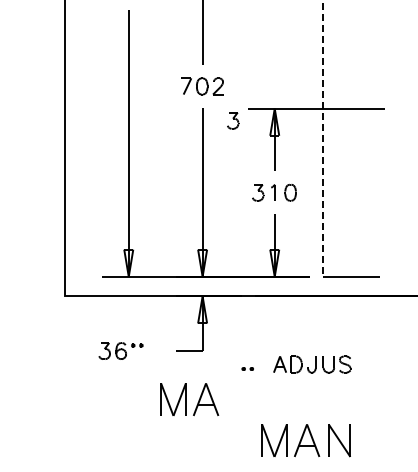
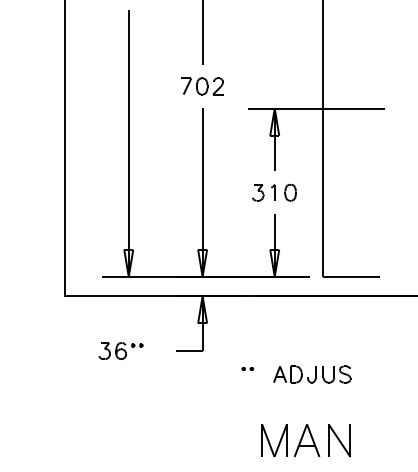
part: present -> none (233, 120)
line: dashed -> solid (323, 138)
part position: (312, 364) -> (312, 374) (312, 374)
part: present -> none (189, 399)
